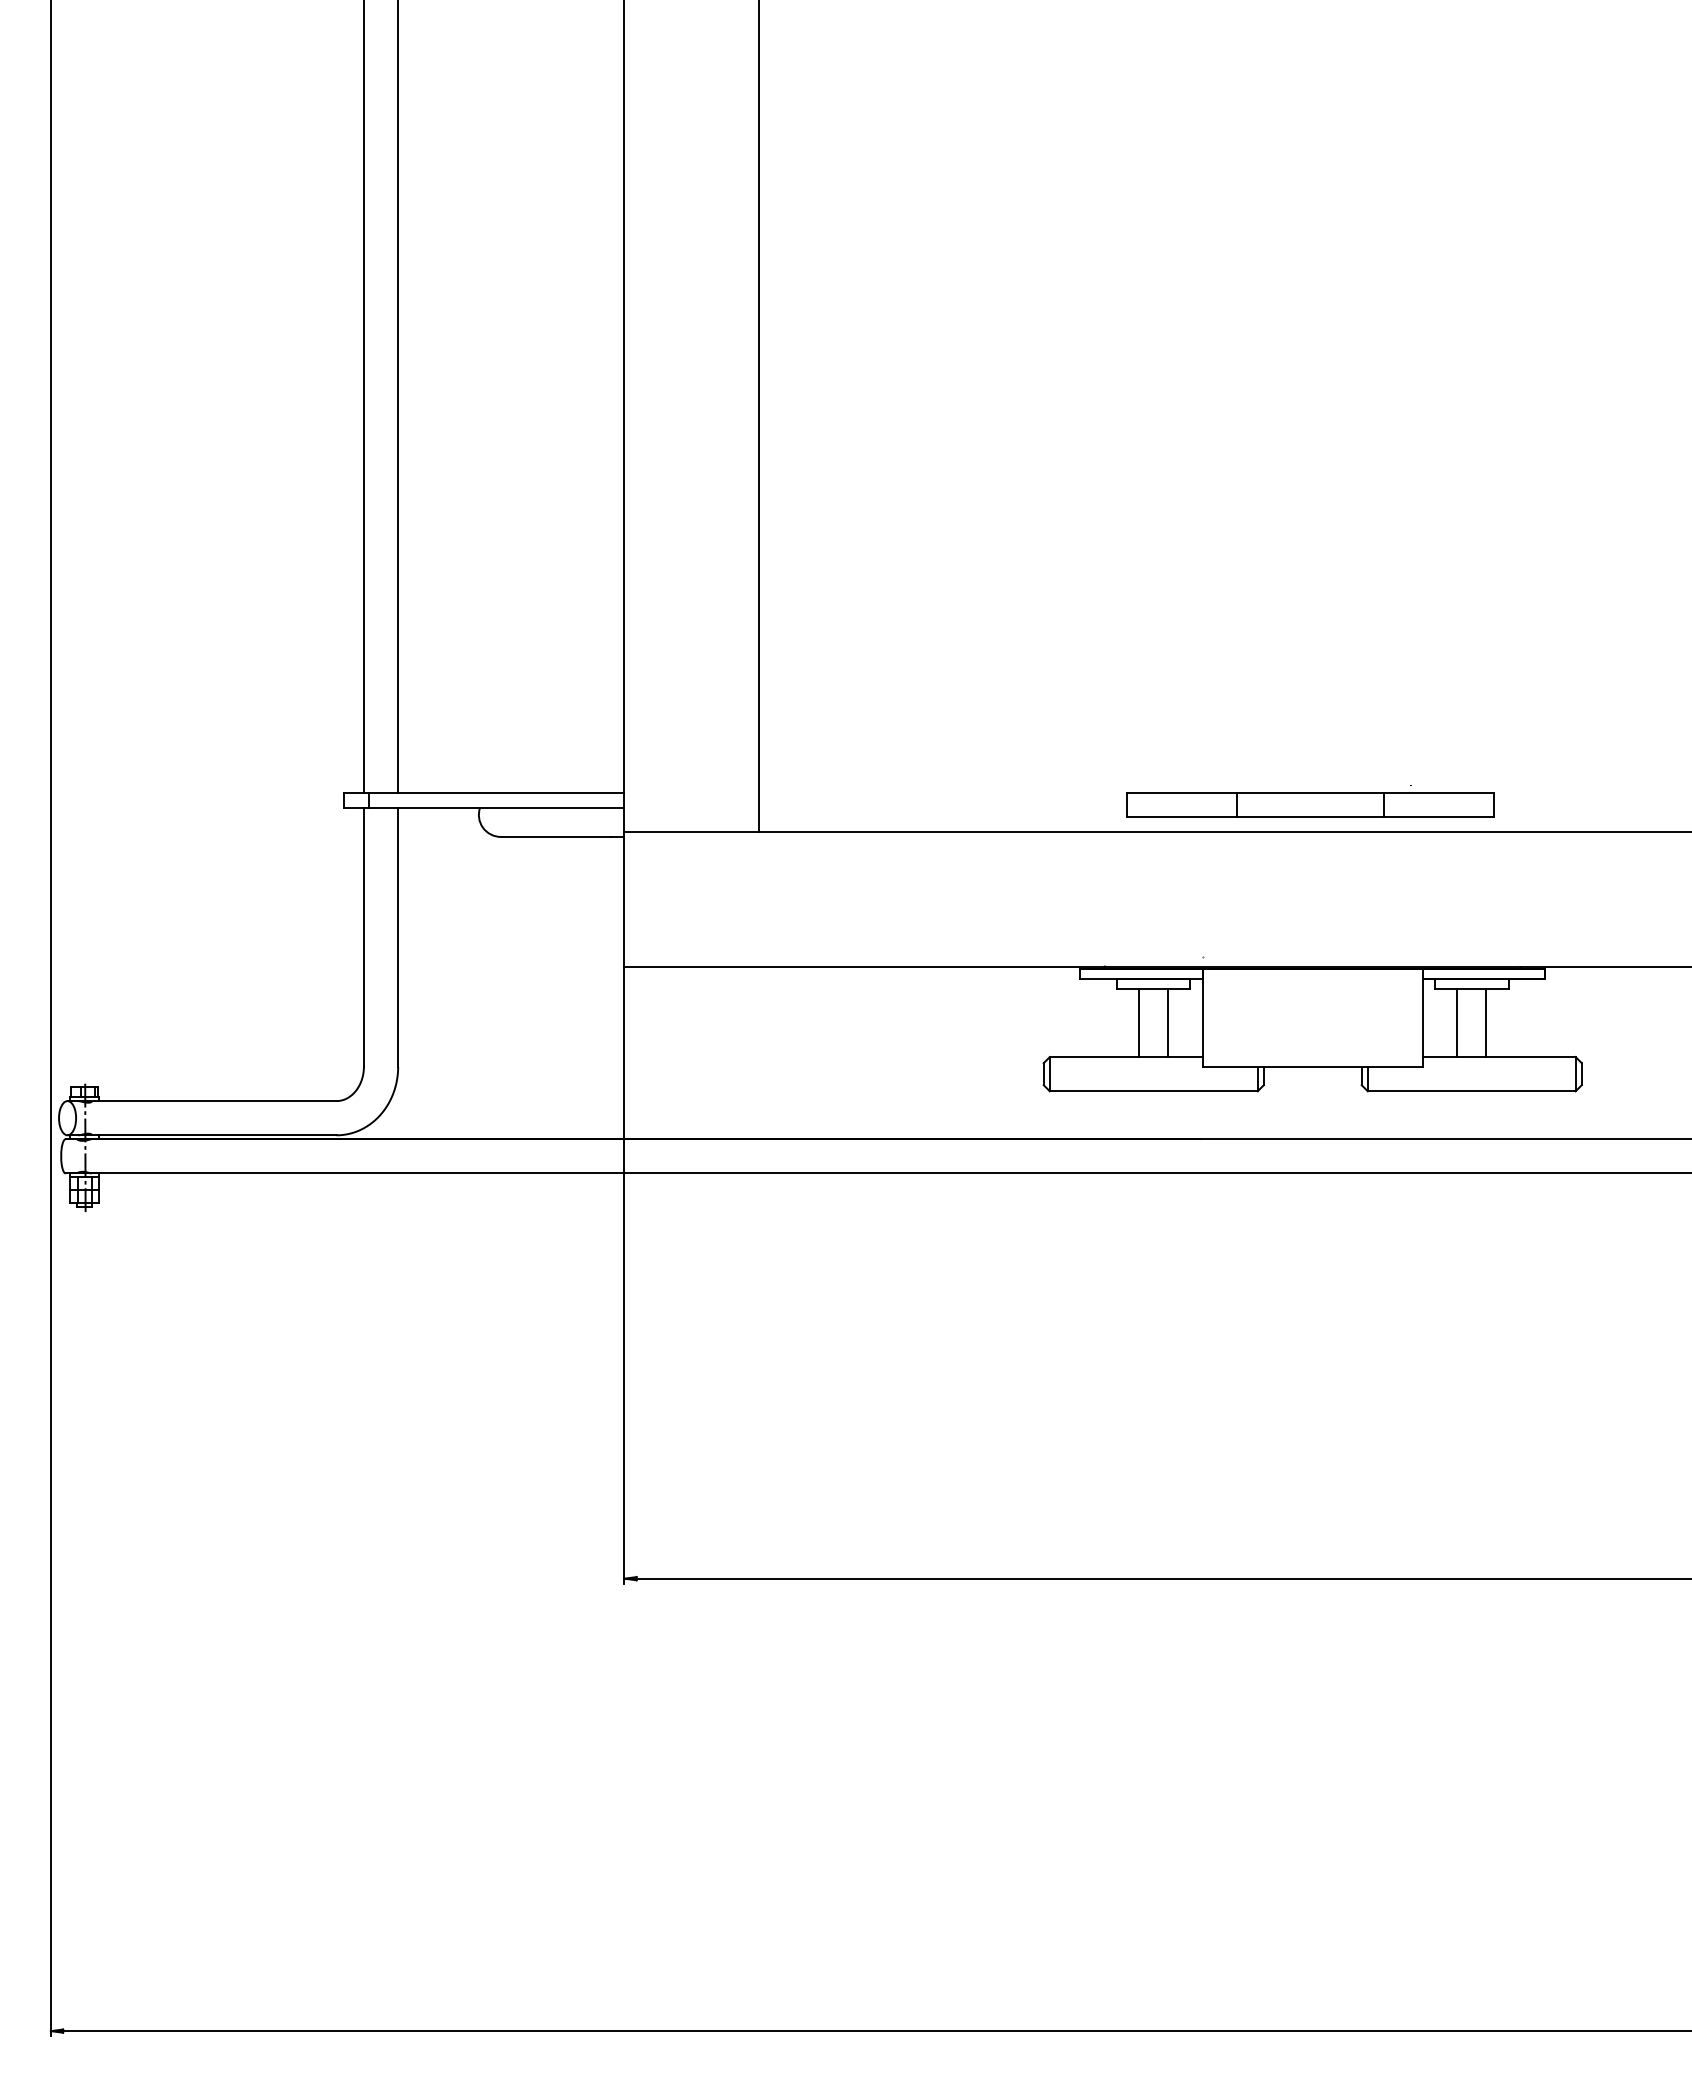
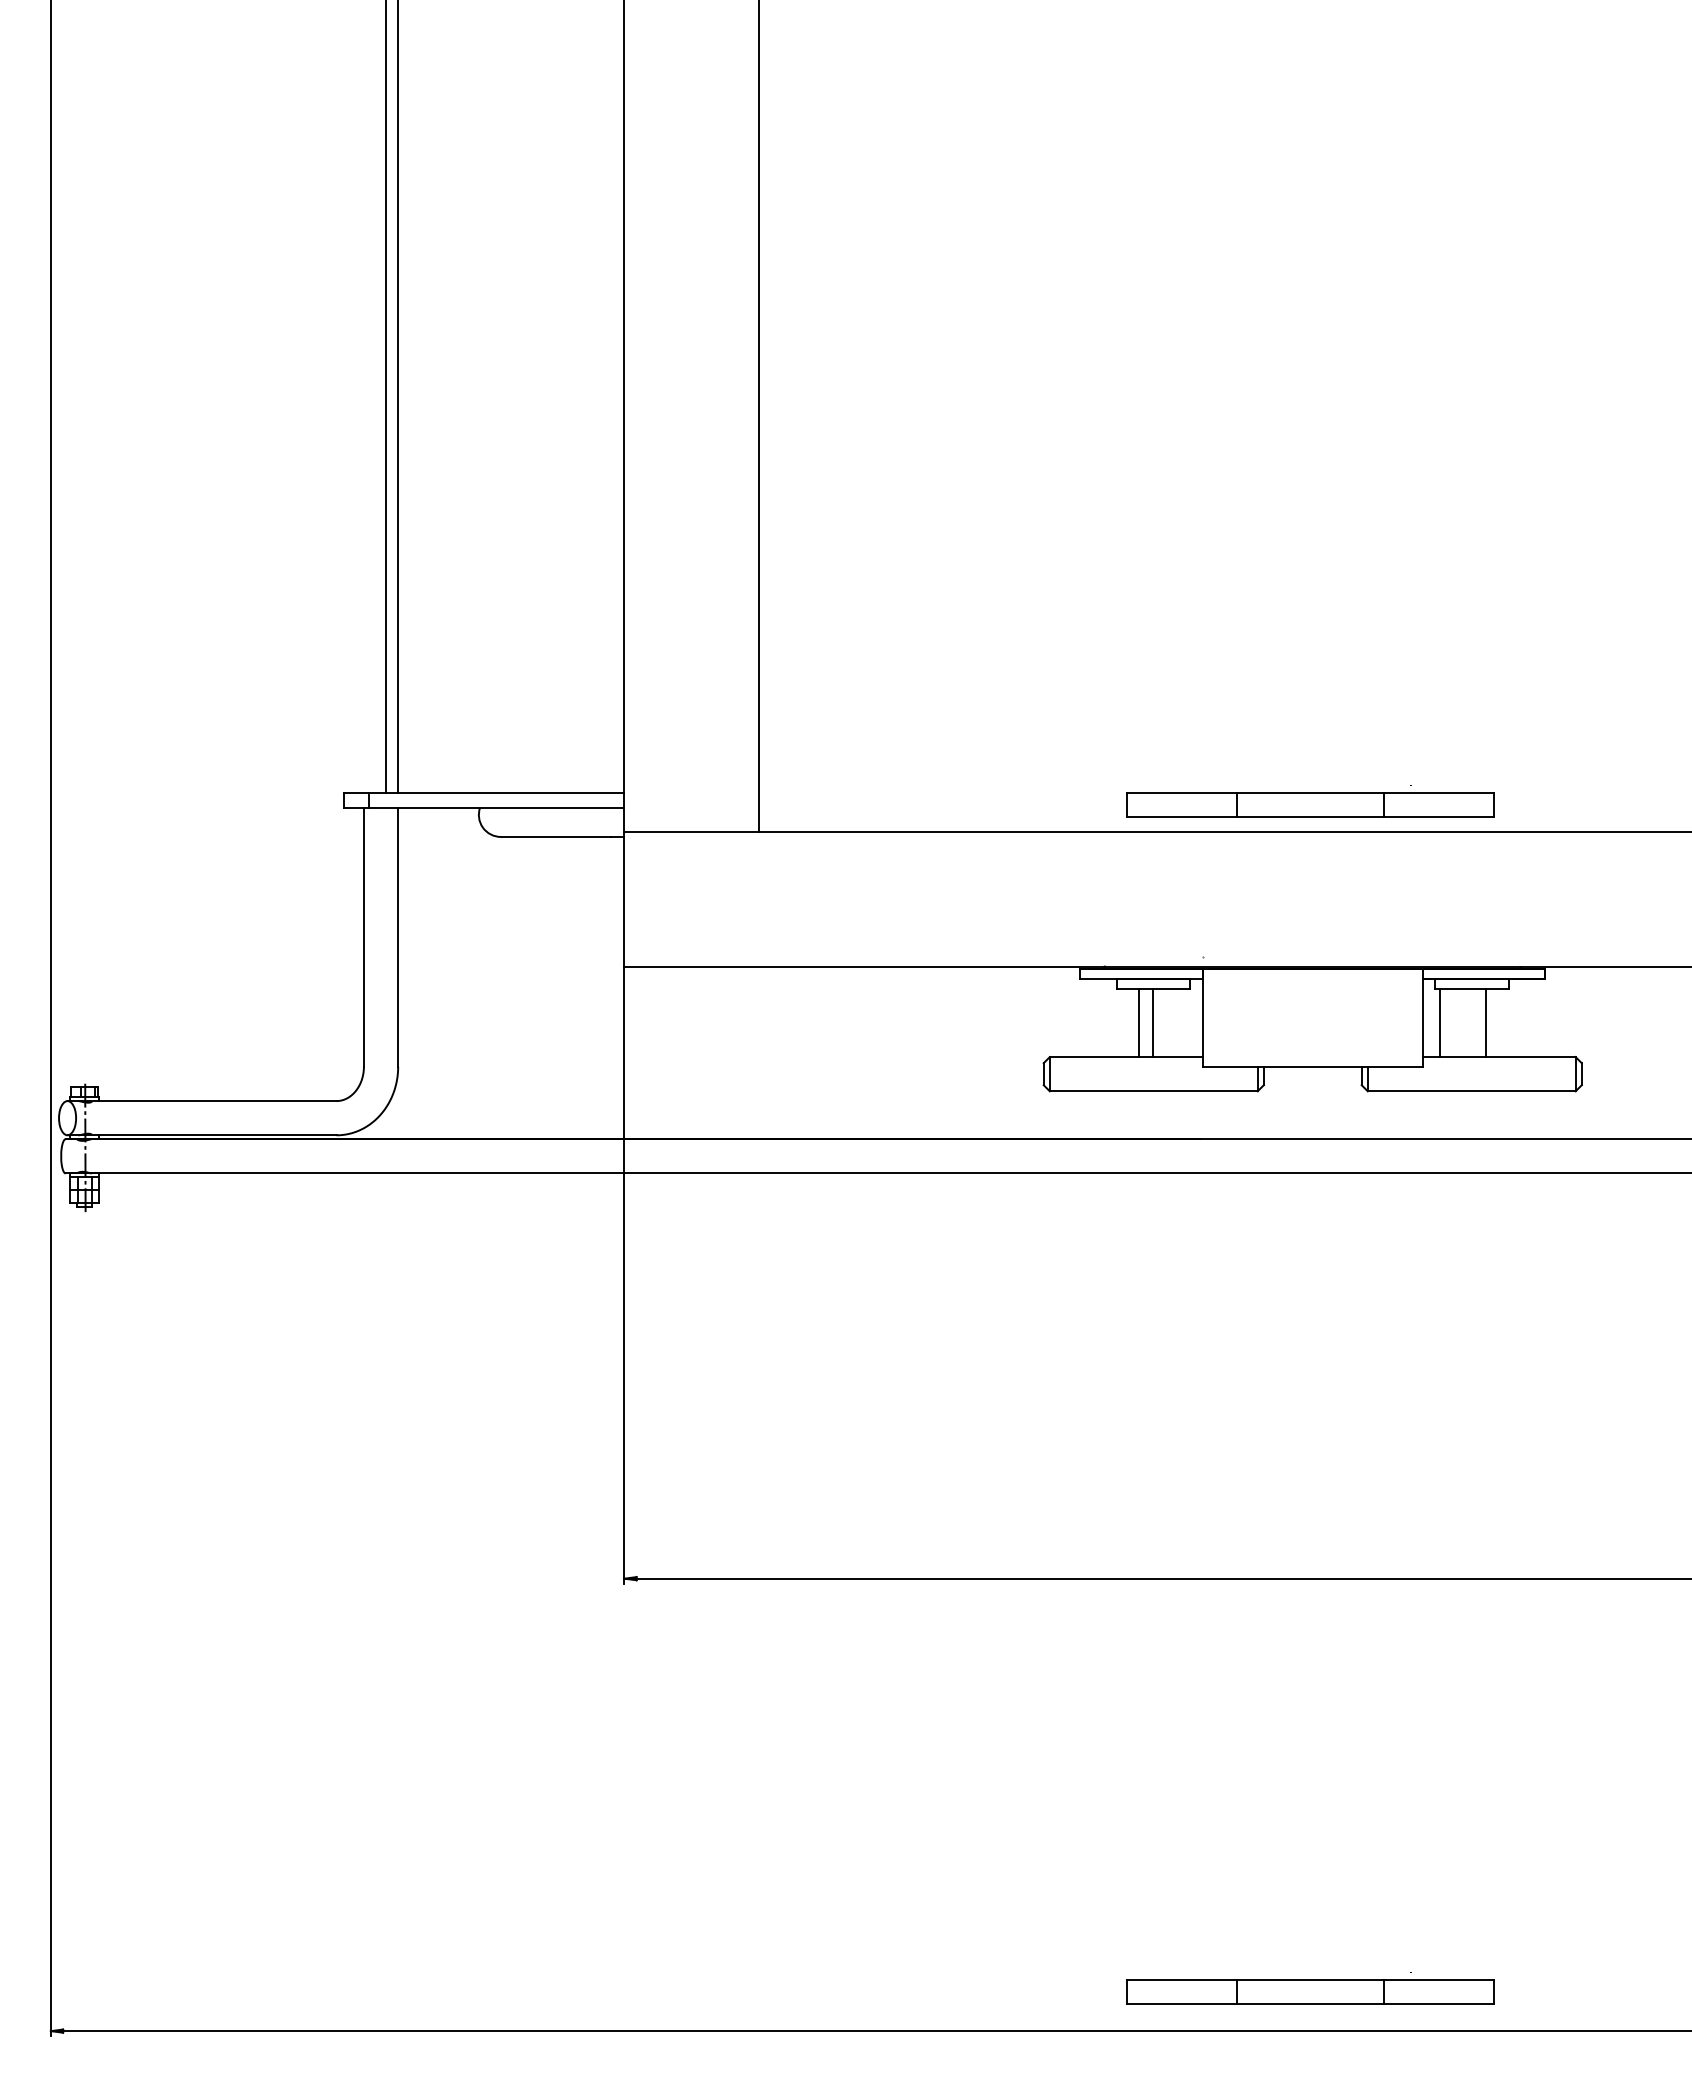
line position: (363, 397) -> (385, 397) (385, 397)
line position: (1168, 1022) -> (1153, 1022) (1153, 1022)
line position: (1457, 1022) -> (1440, 1022) (1440, 1022)
part: none -> present (1310, 1988)
